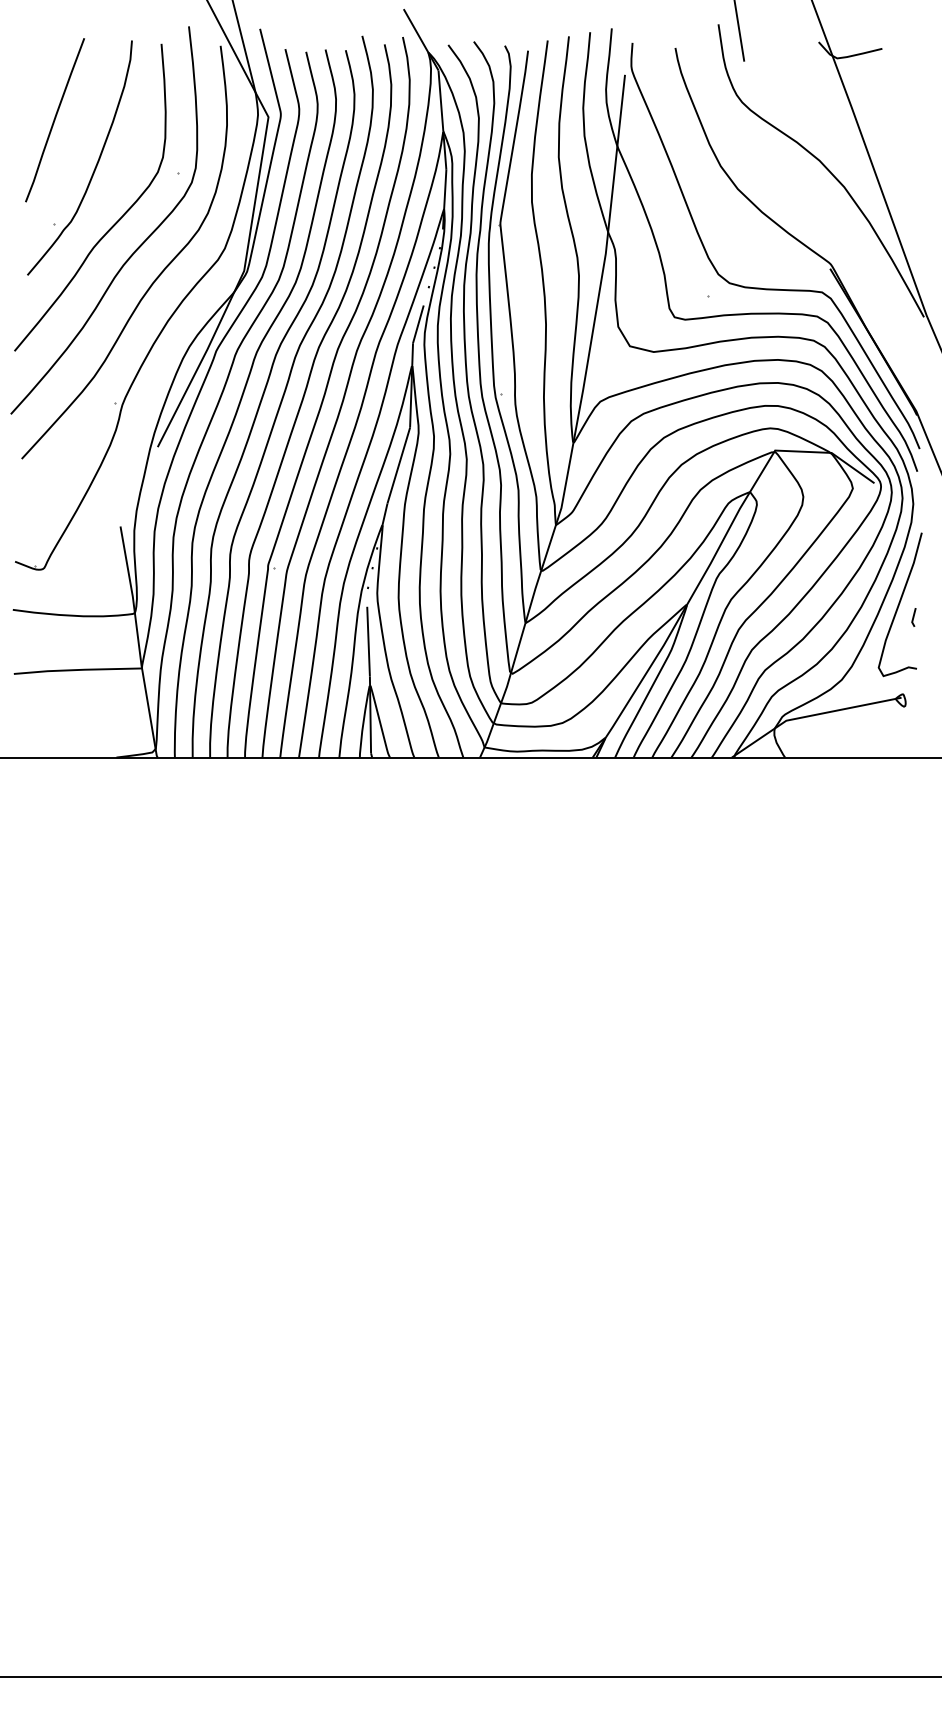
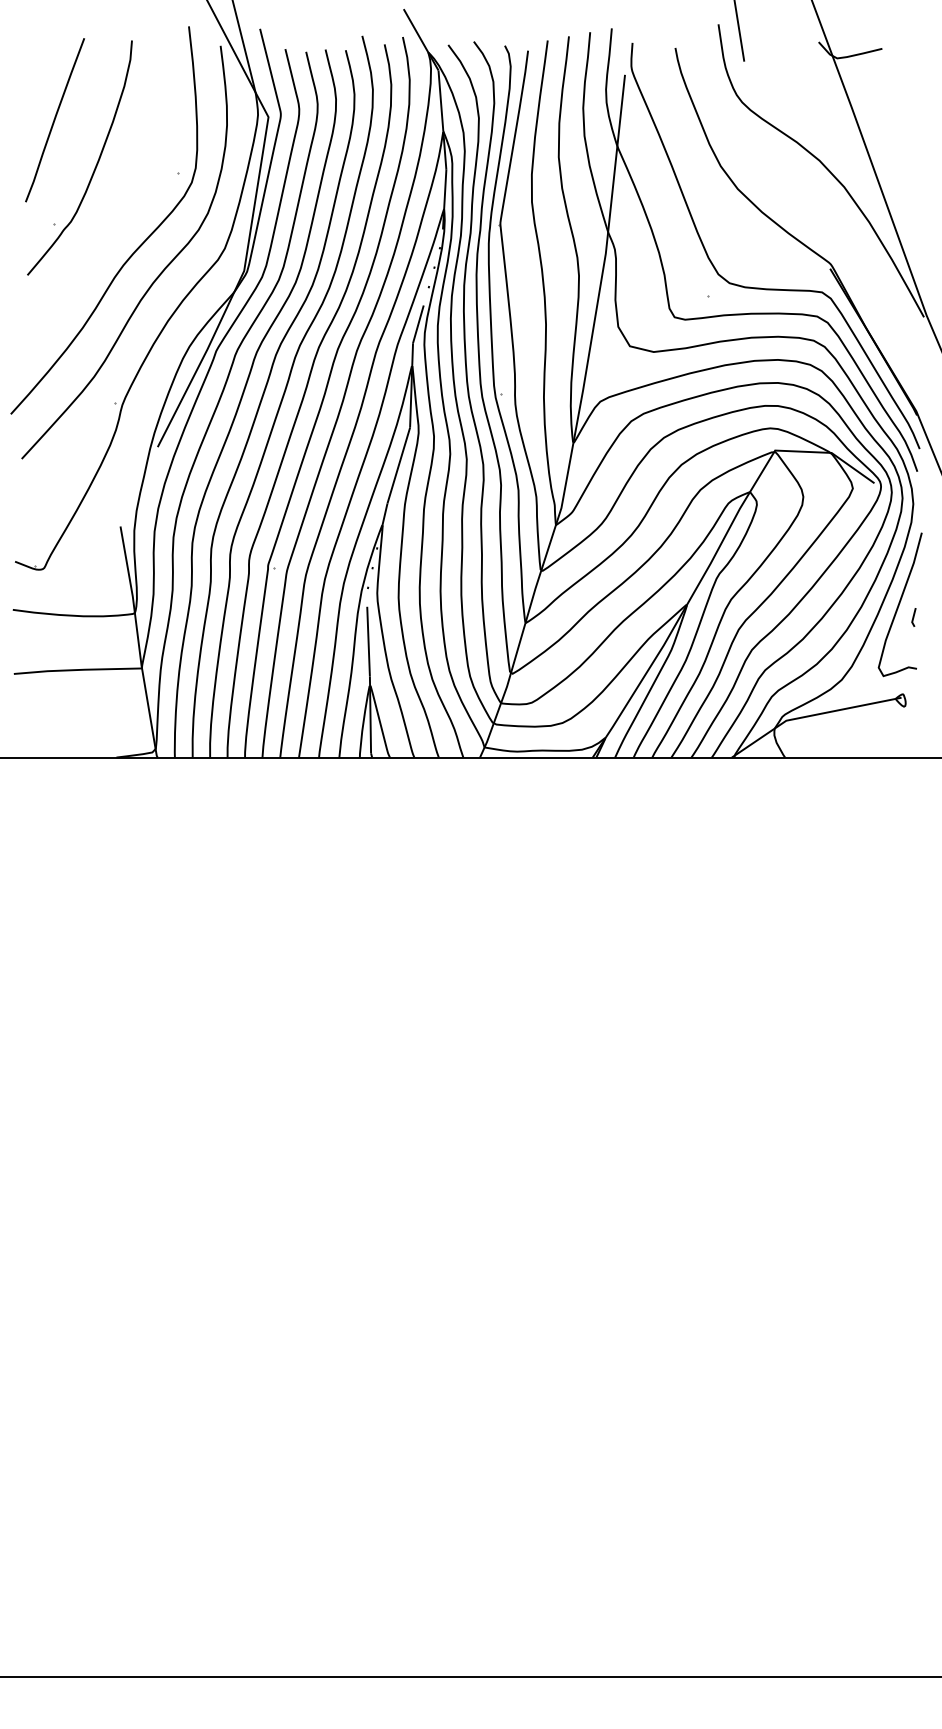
curve: present -> none (115, 222)
